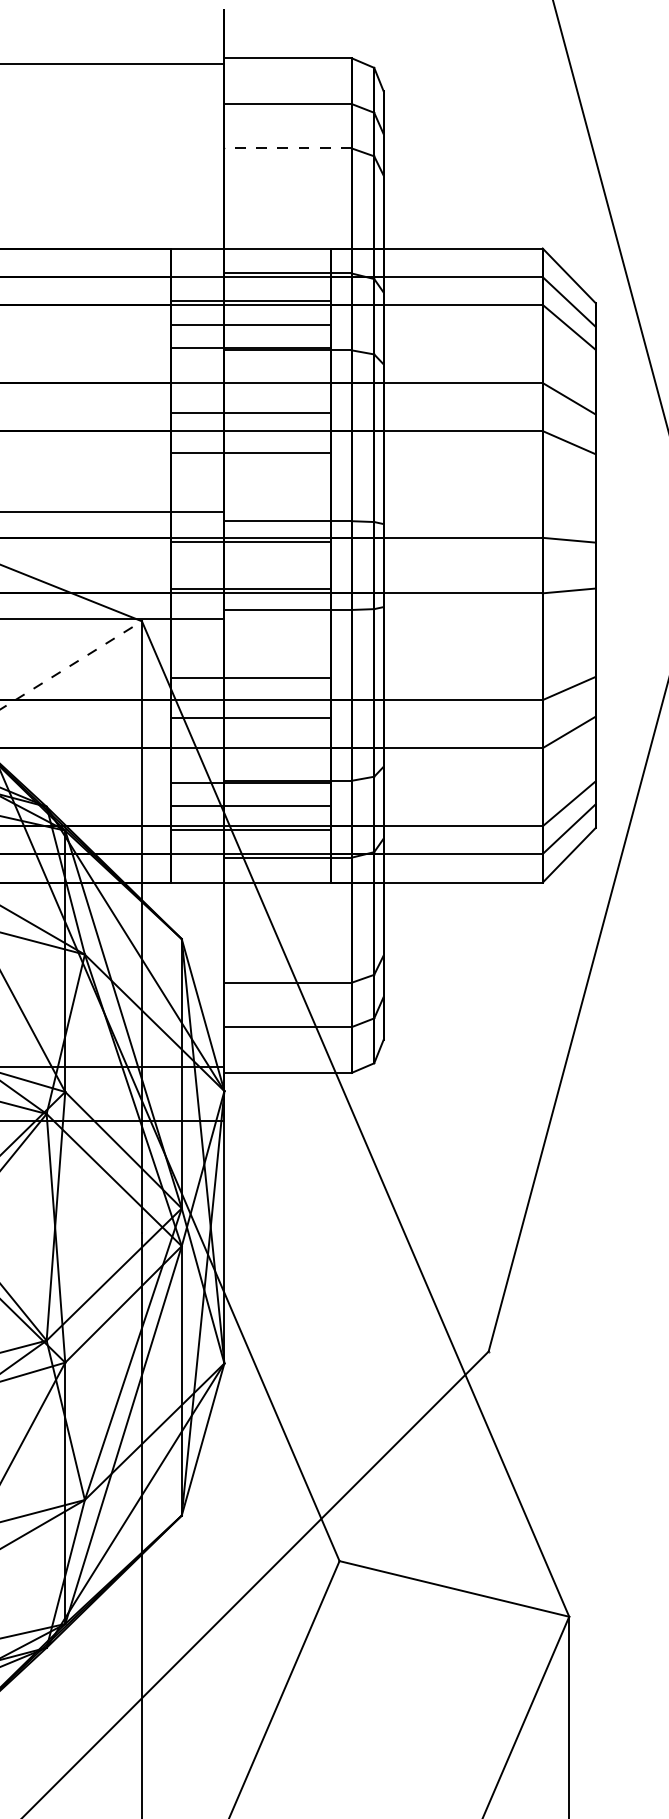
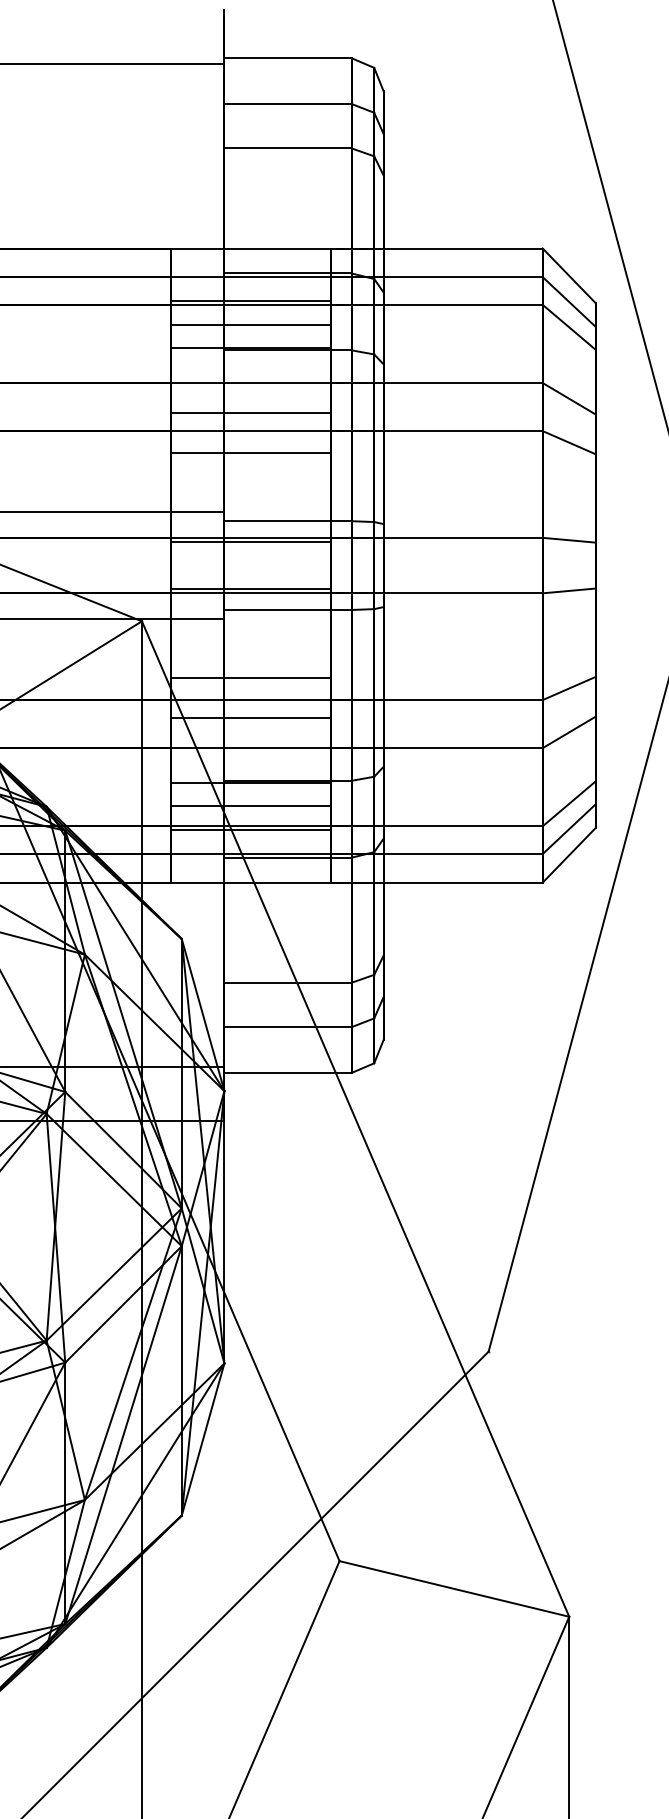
line: dashed -> solid (288, 148)
line: dashed -> solid (71, 665)
